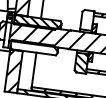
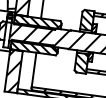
hatch: none -> present (86, 20)
hatch: none -> present (34, 47)
